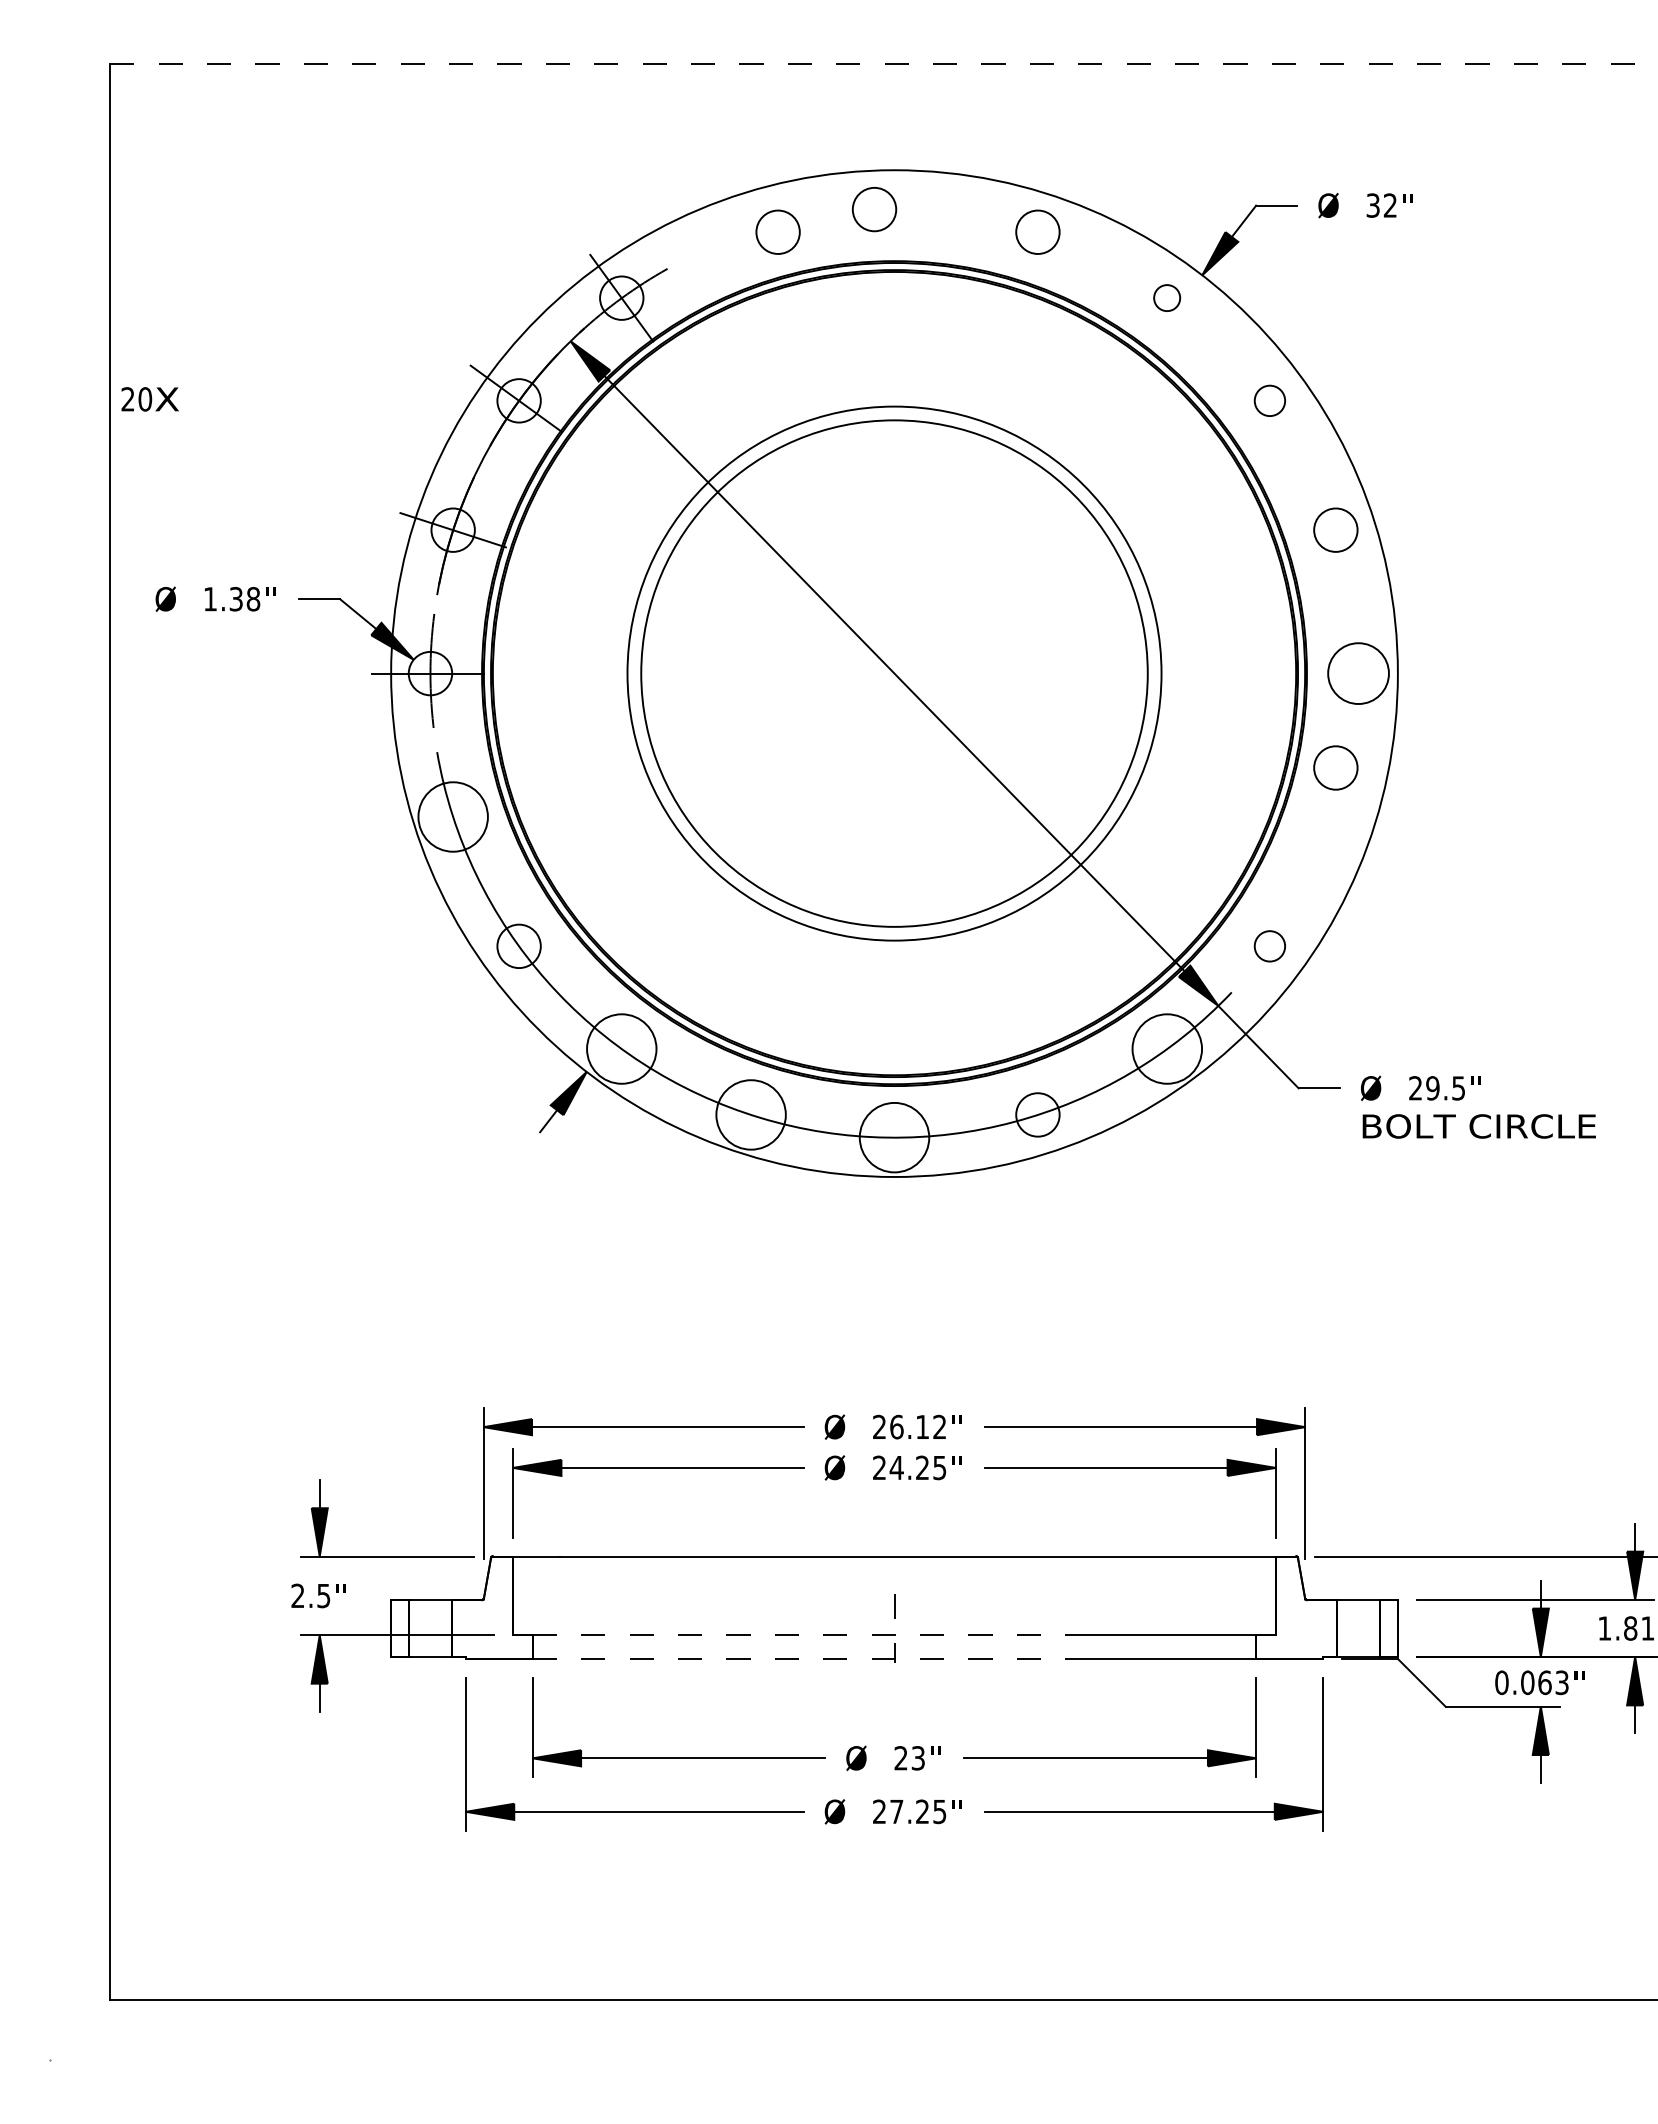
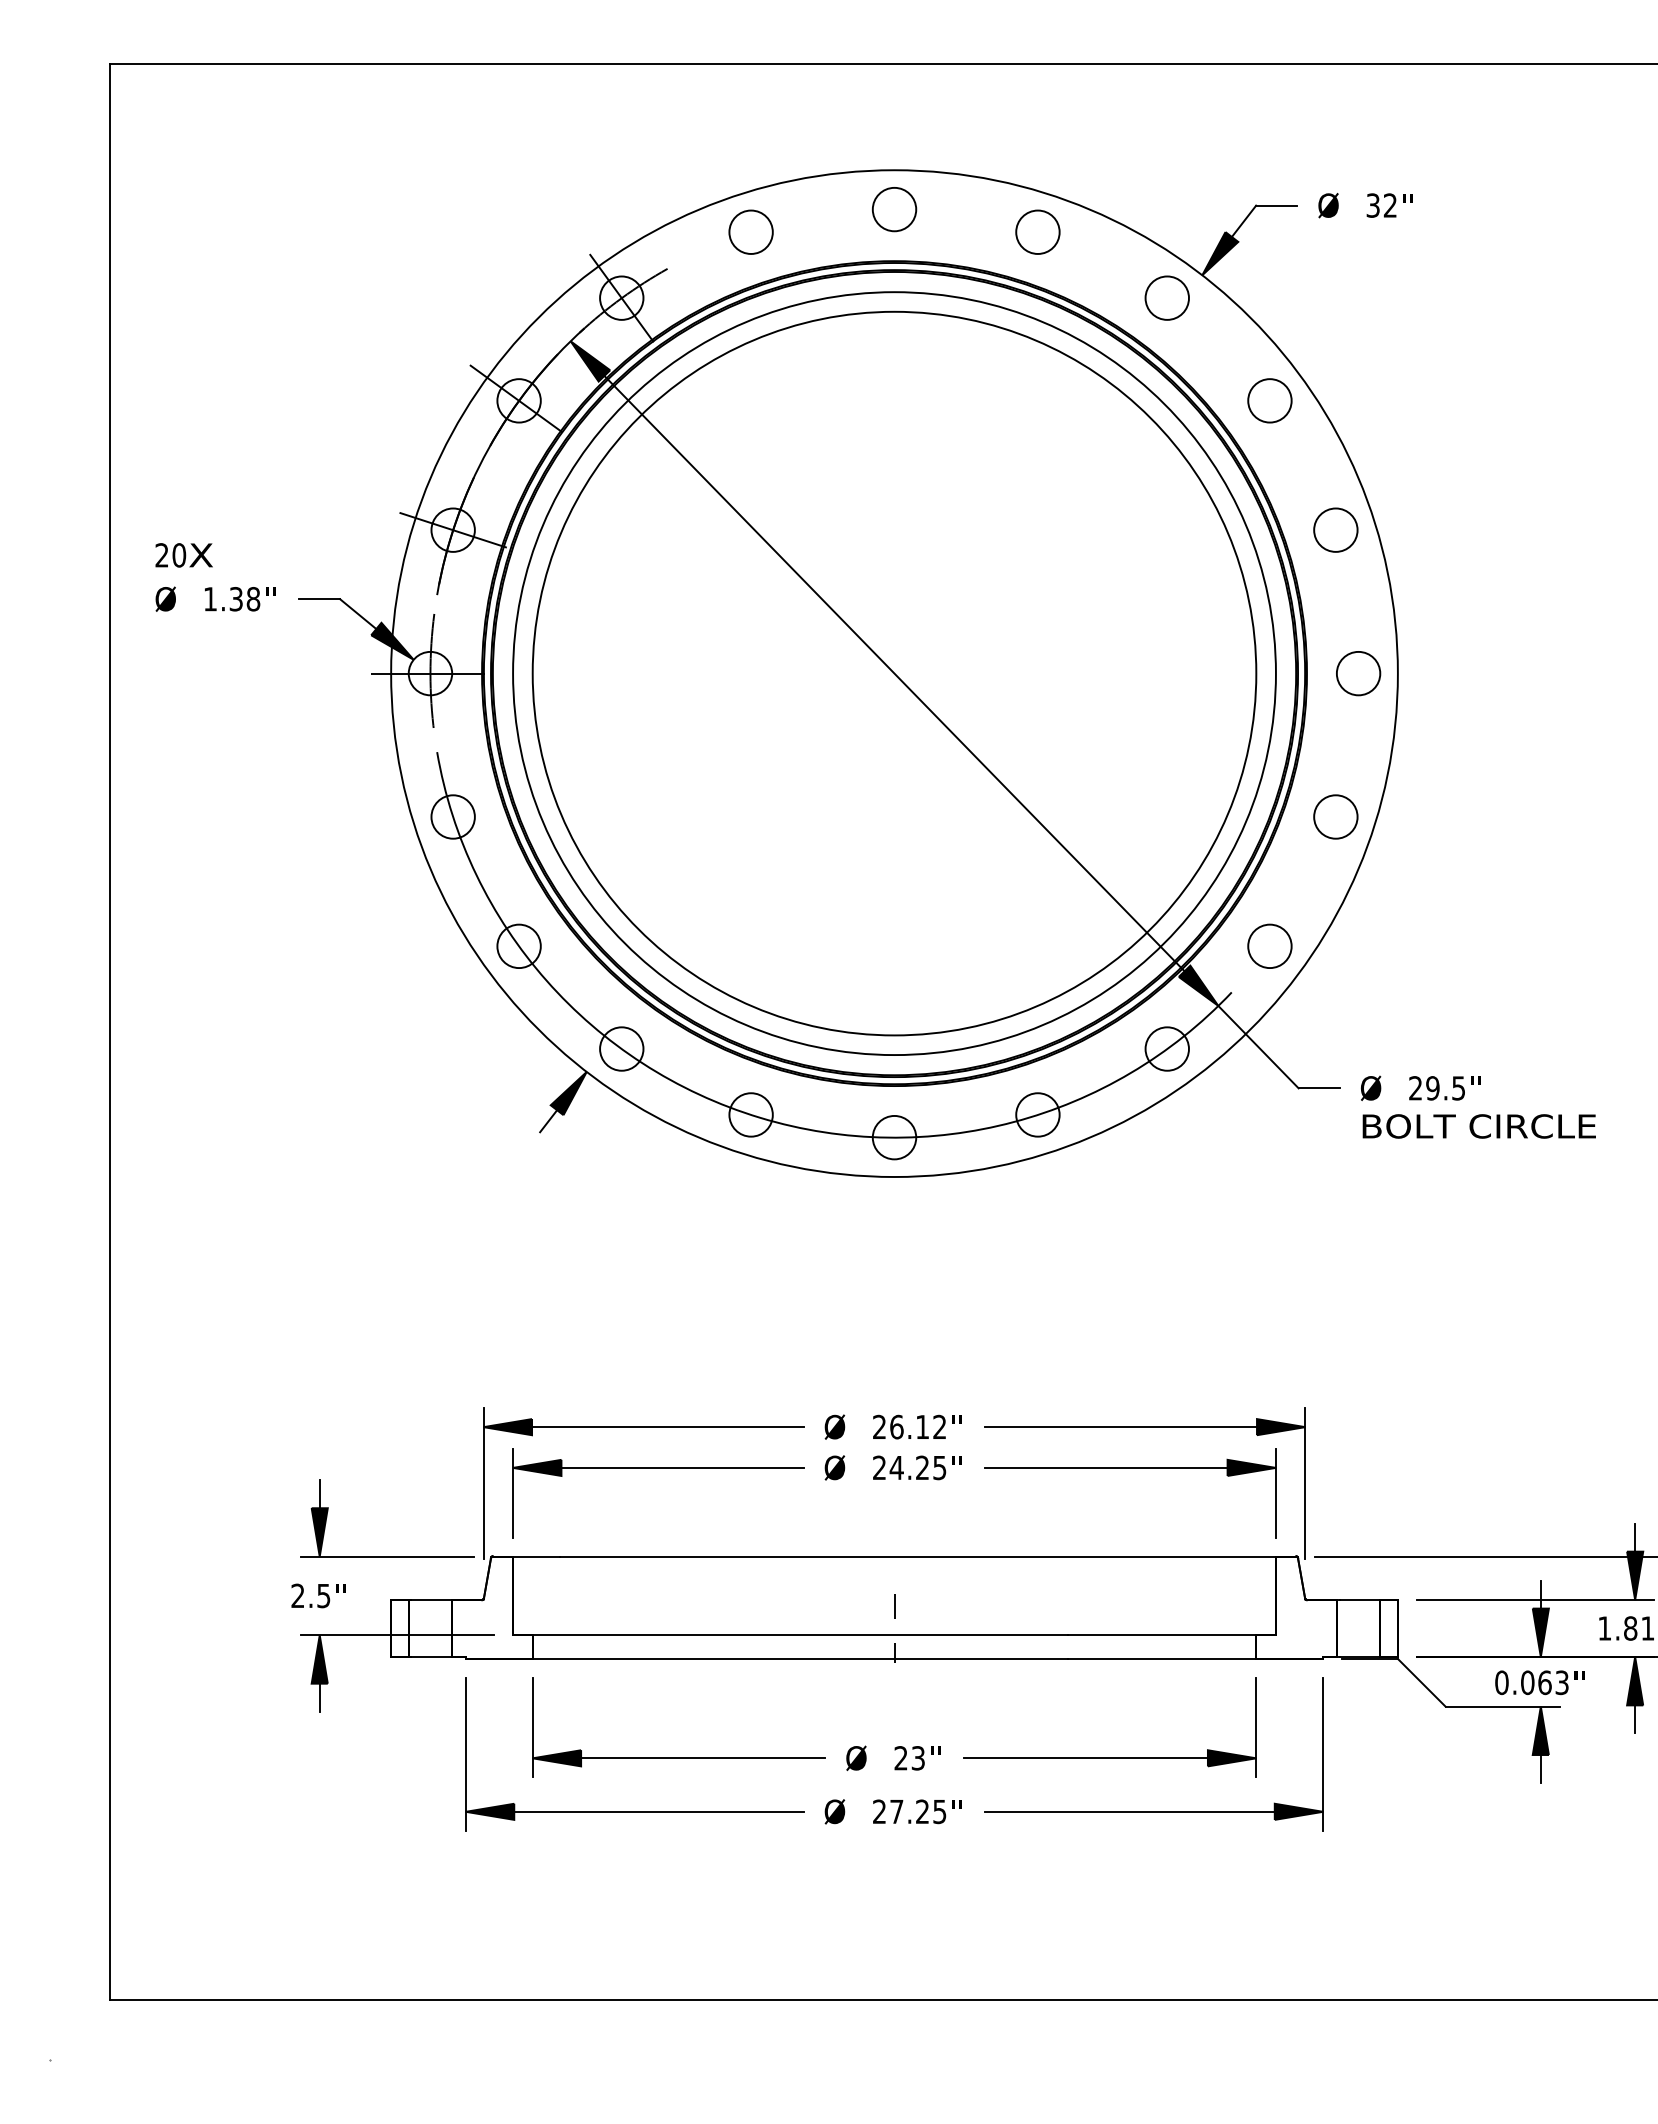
line: dashed -> solid (883, 63)
circle position: (874, 209) -> (894, 209) (894, 209)
circle position: (777, 231) -> (750, 231) (750, 231)
circle size: 29x28 px -> 46x46 px (1166, 297)
text position: (149, 399) -> (183, 555) (183, 555)
circle size: 33x33 px -> 46x46 px (1269, 400)
circle diameter: 507 px -> 724 px (894, 673)
circle diameter: 534 px -> 763 px (894, 673)
circle diameter: 61 px -> 43 px (1358, 673)
circle position: (1335, 767) -> (1335, 816) (1335, 816)
circle diameter: 69 px -> 43 px (452, 816)
circle diameter: 30 px -> 43 px (1269, 946)
circle diameter: 69 px -> 43 px (621, 1048)
circle diameter: 69 px -> 43 px (1166, 1048)
circle diameter: 69 px -> 43 px (750, 1114)
circle diameter: 69 px -> 43 px (894, 1137)
line: dashed -> solid (800, 1635)
line: dashed -> solid (800, 1658)
